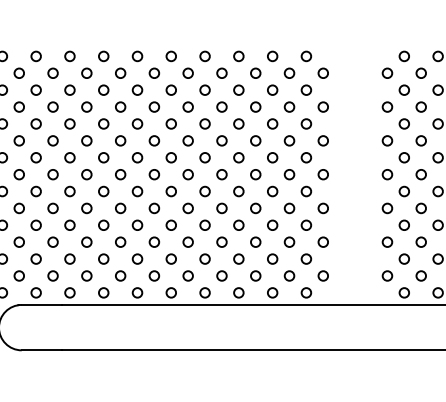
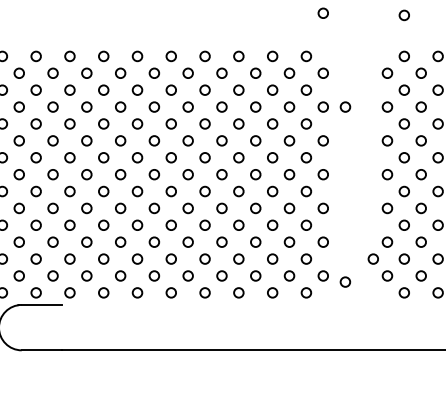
circle: none -> present (322, 12)
circle: none -> present (403, 15)
circle: none -> present (345, 106)
circle: none -> present (372, 258)
circle: none -> present (345, 281)
line: present -> none (251, 304)
